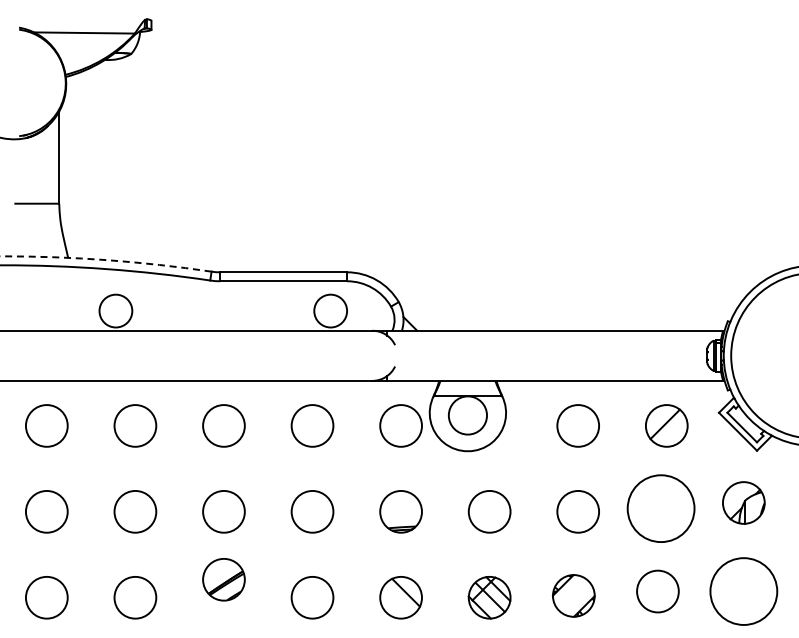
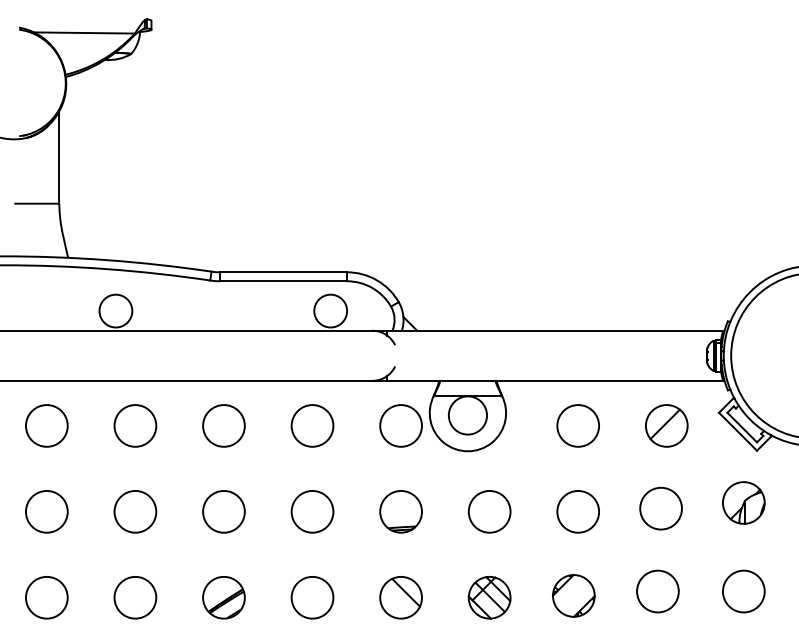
arc: dashed -> solid (106, 260)
circle diameter: 67 px -> 42 px (660, 508)
part position: (223, 579) -> (223, 597) (223, 597)
circle diameter: 67 px -> 42 px (743, 591)
